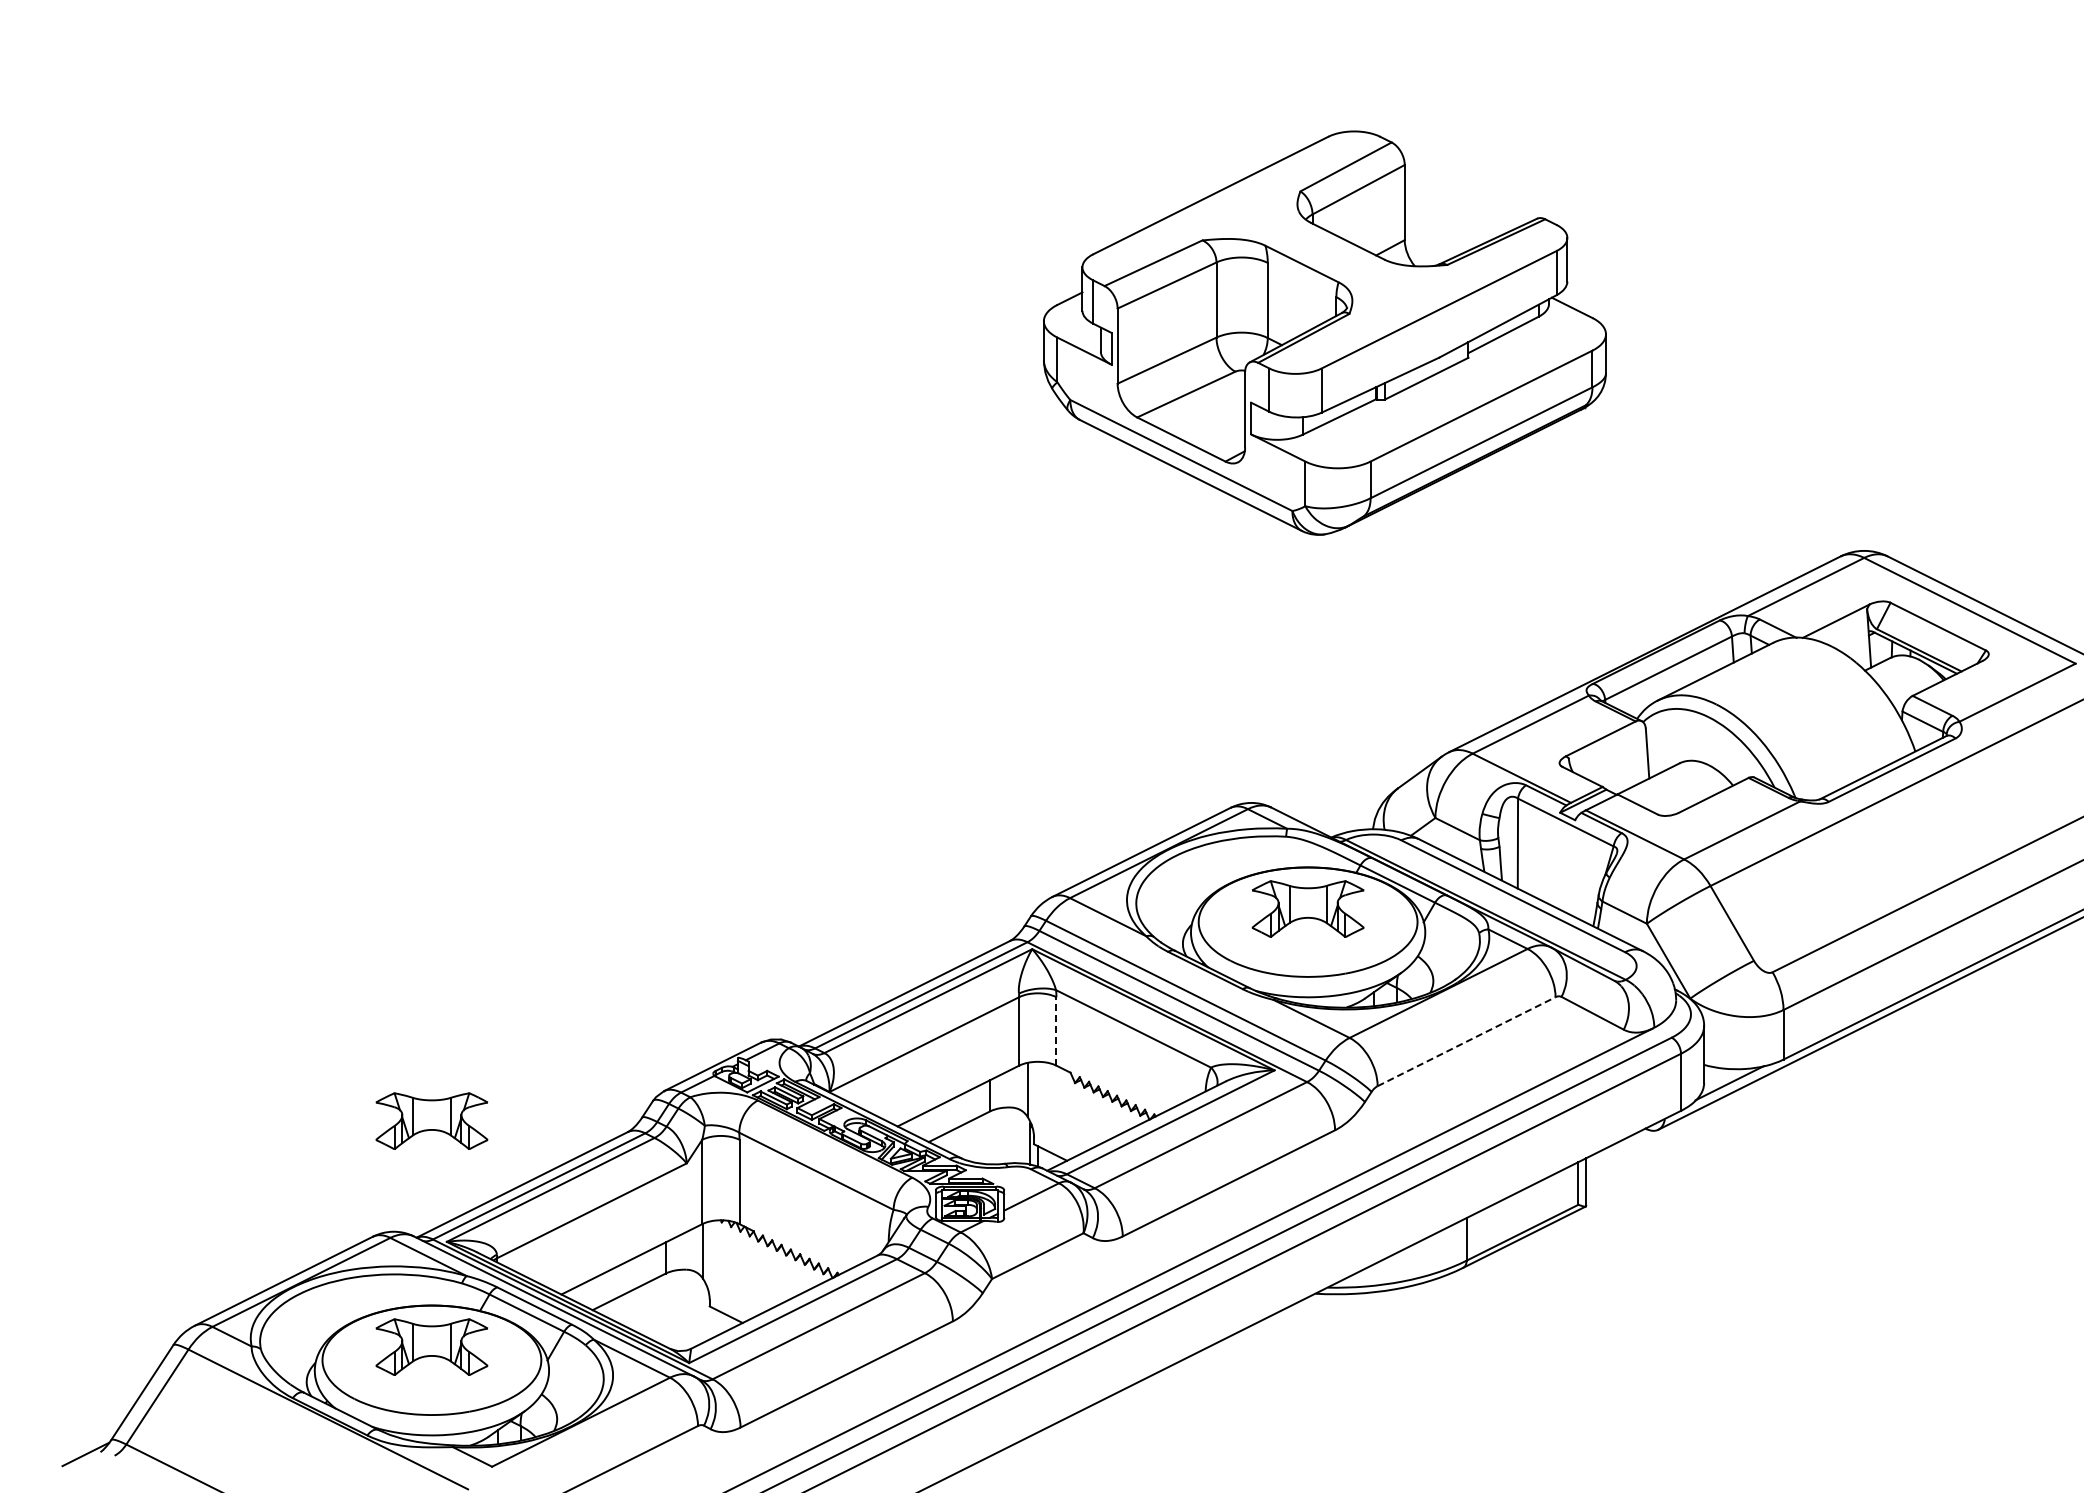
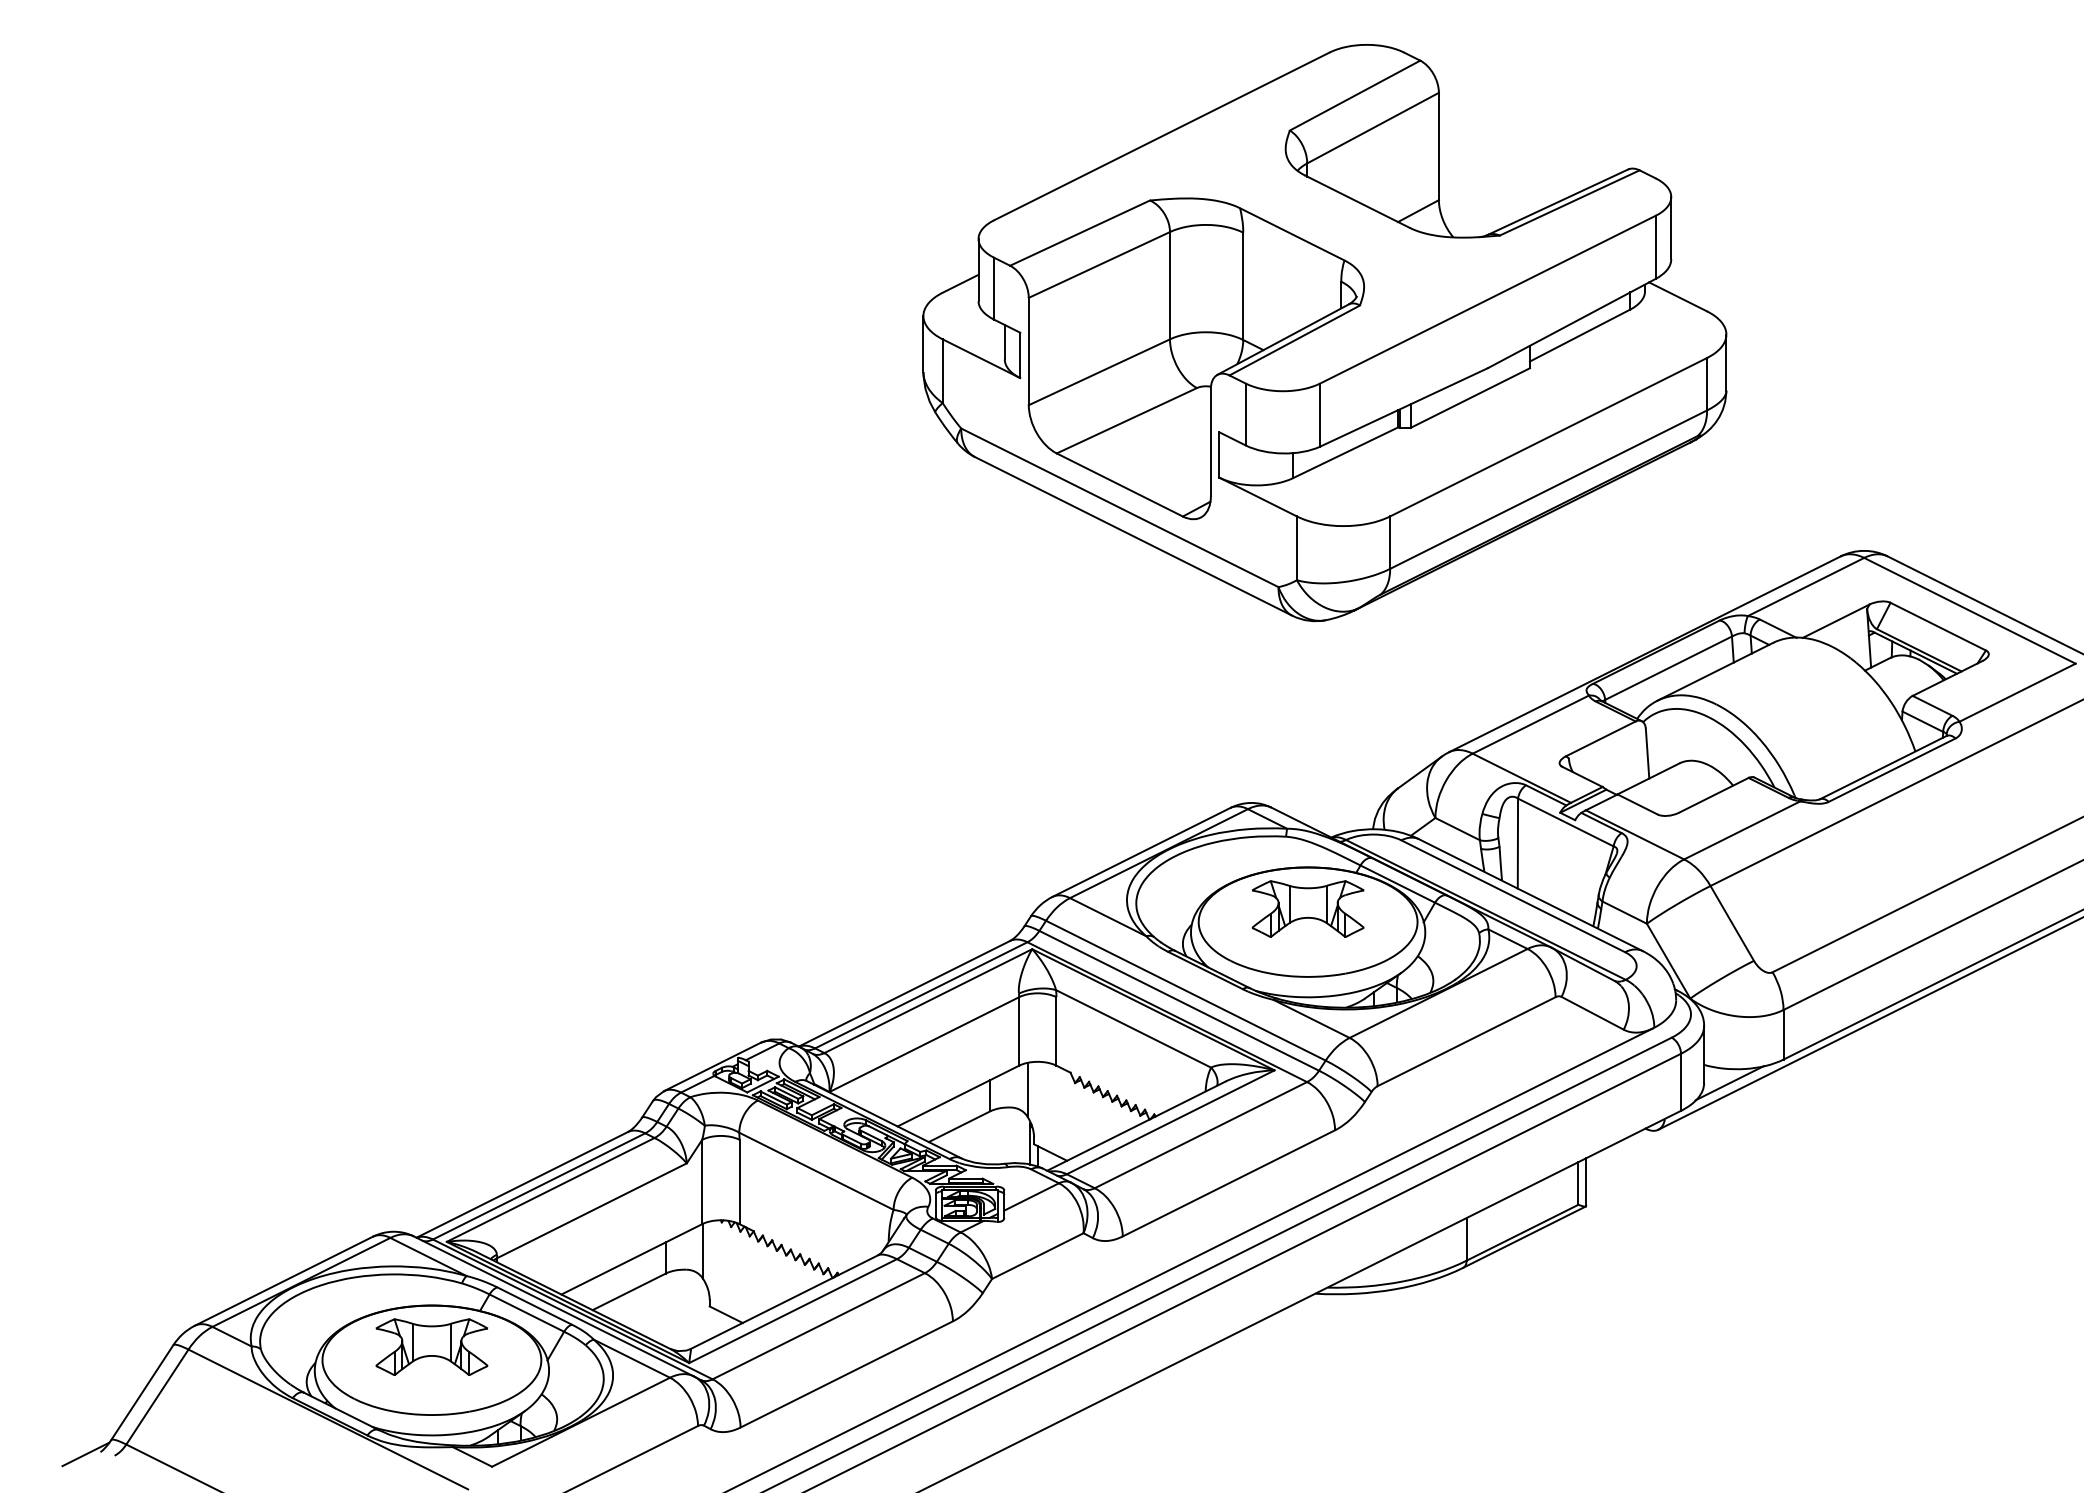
part size: 564x406 px -> 806x579 px (1324, 333)
line: dashed -> solid (1056, 1030)
line: dashed -> solid (1467, 1041)
part: present -> none (431, 1120)
